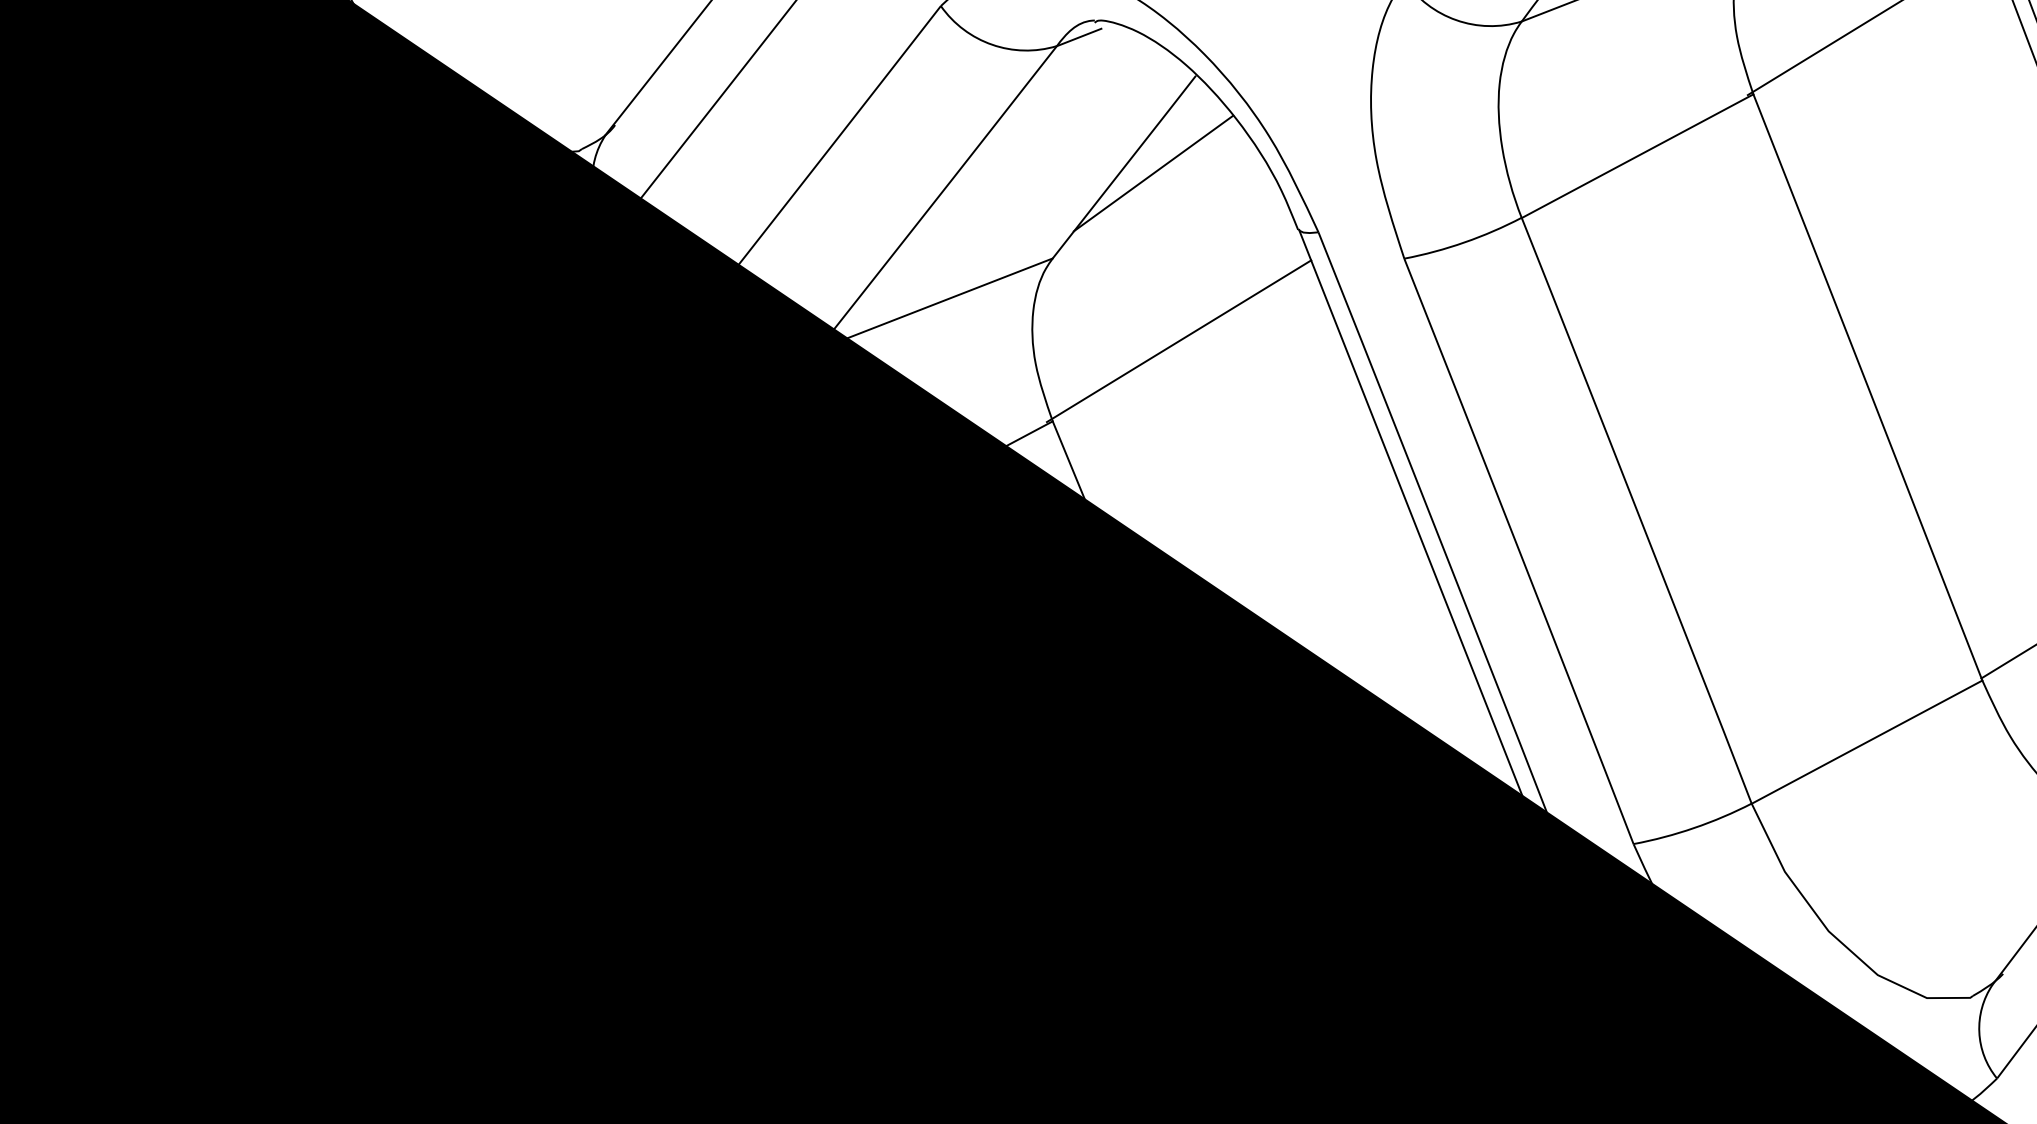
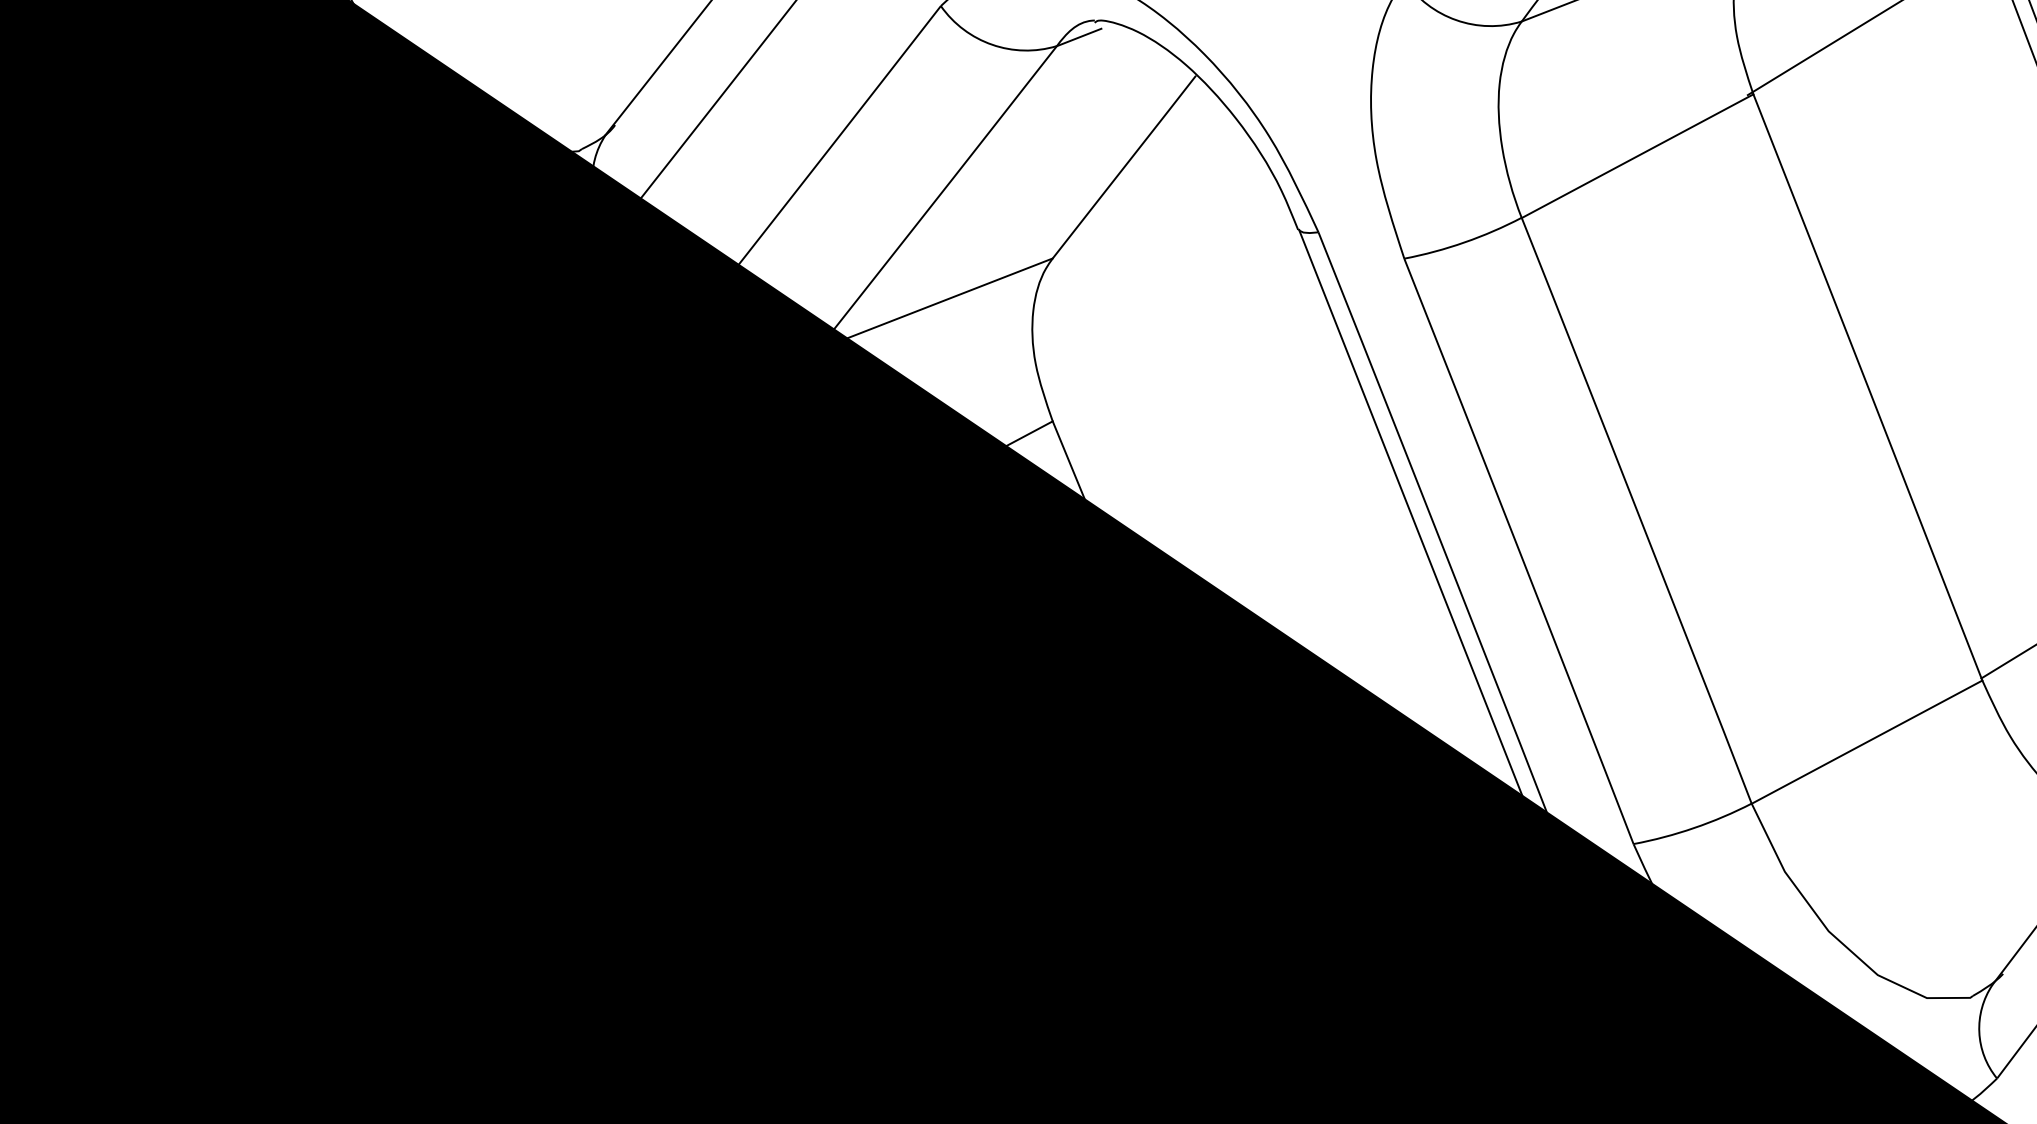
line: present -> none (1153, 173)
line: present -> none (1178, 341)
